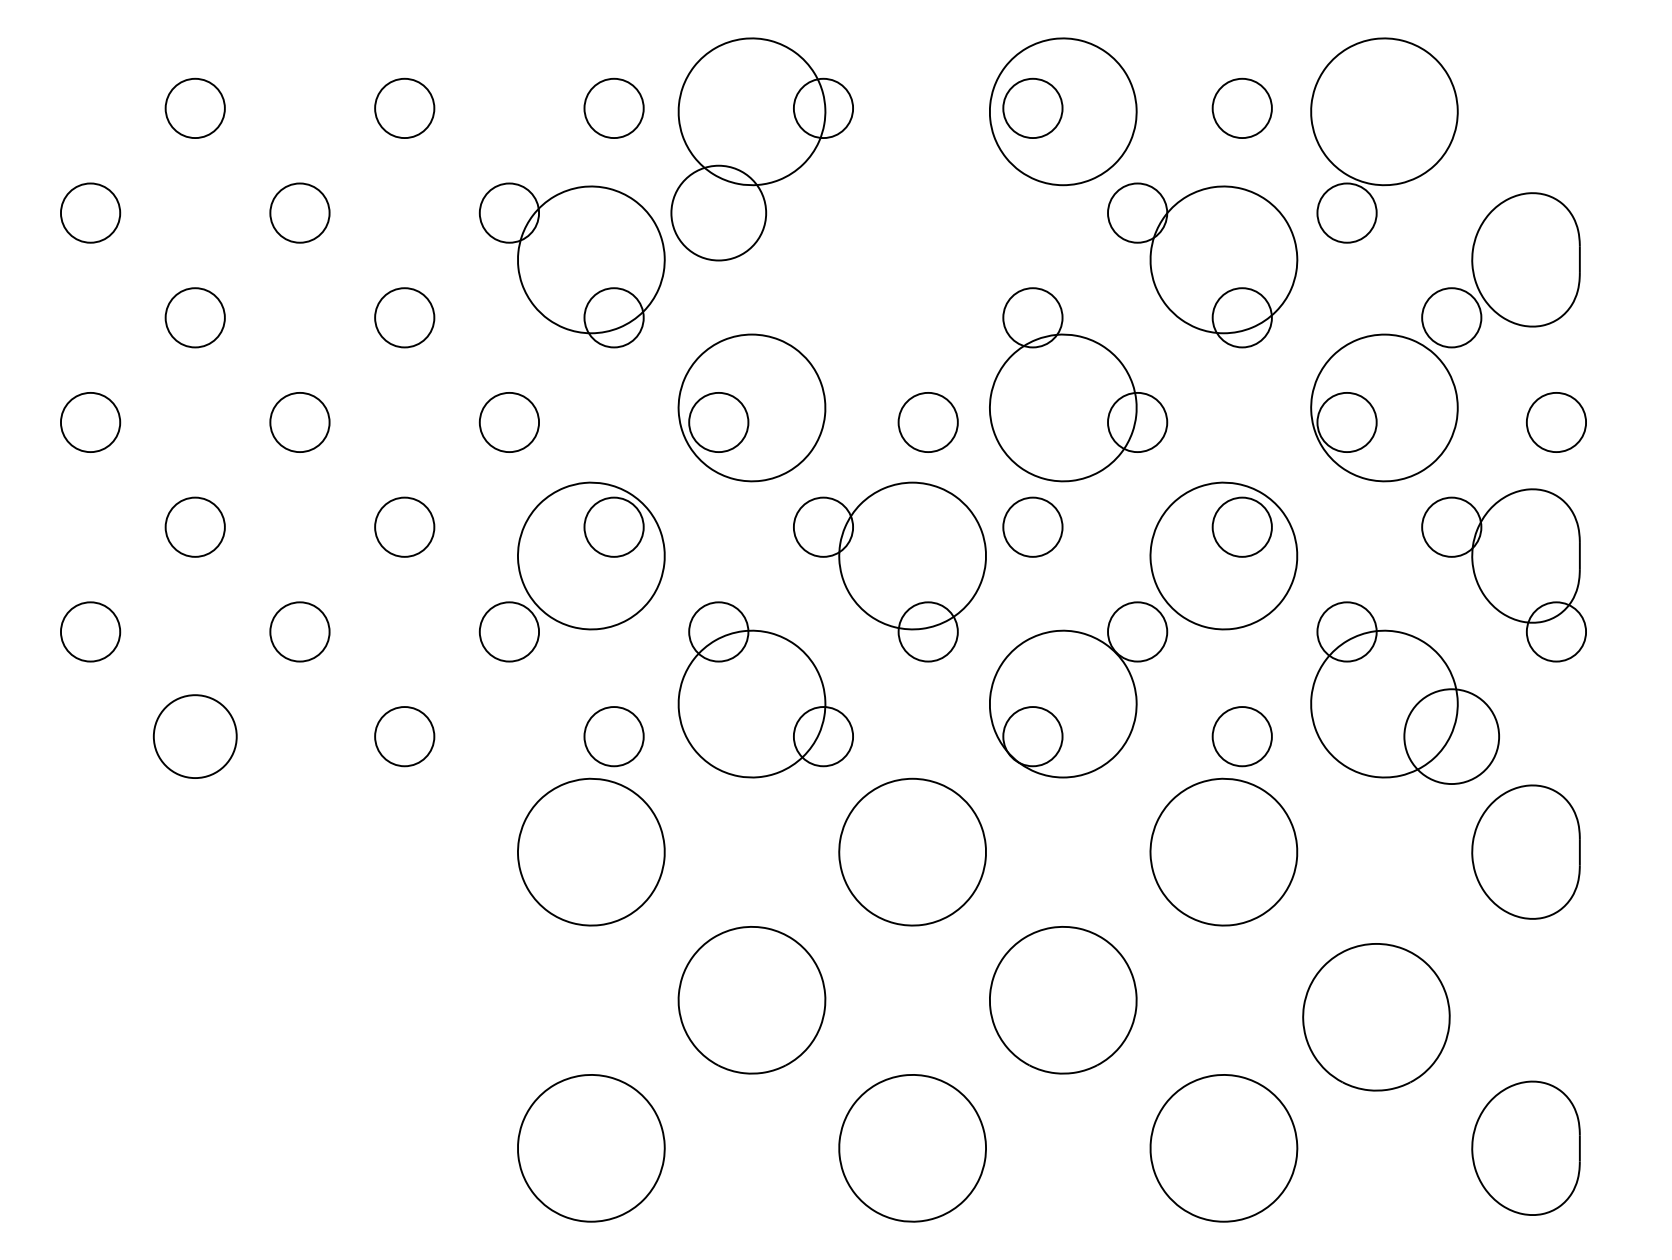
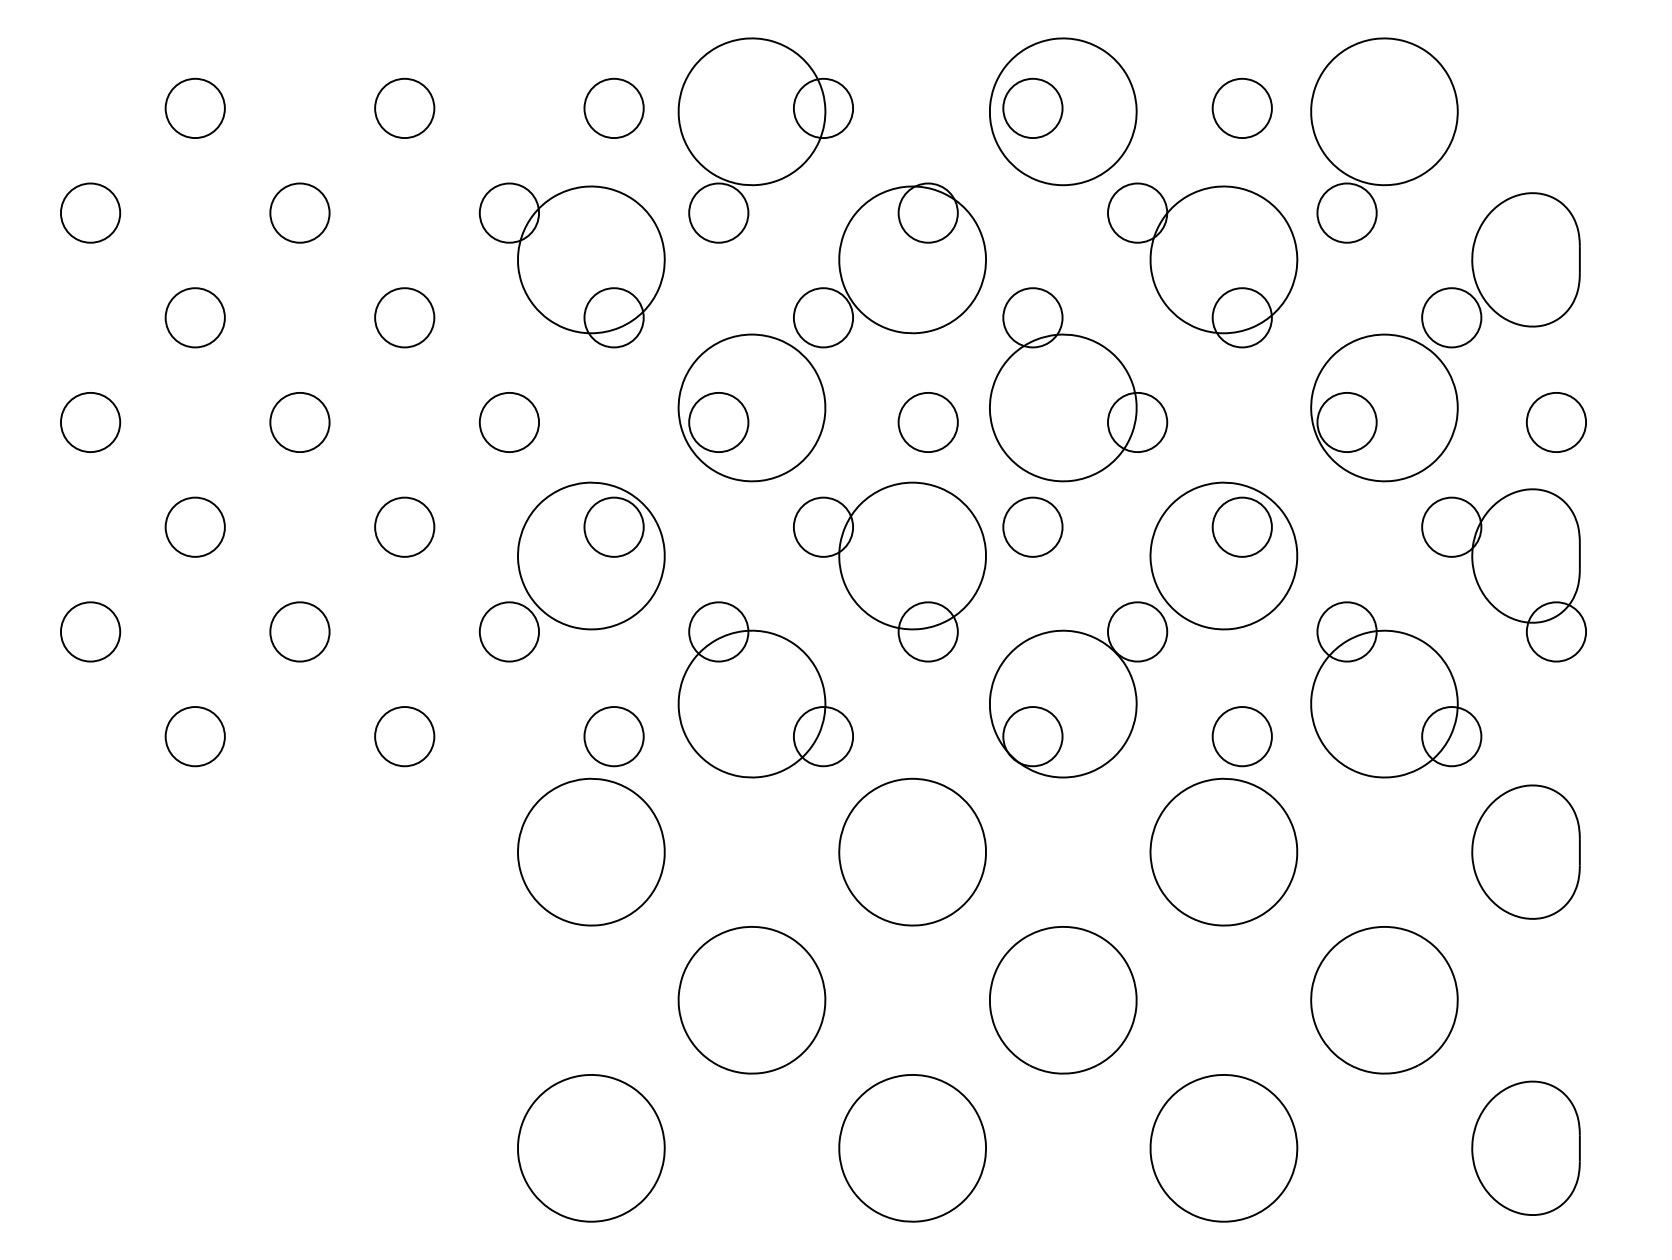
circle diameter: 95 px -> 59 px (718, 212)
part: none -> present (889, 265)
circle diameter: 83 px -> 59 px (194, 736)
circle diameter: 95 px -> 59 px (1451, 736)
part position: (1376, 1017) -> (1384, 1000) (1384, 1000)
